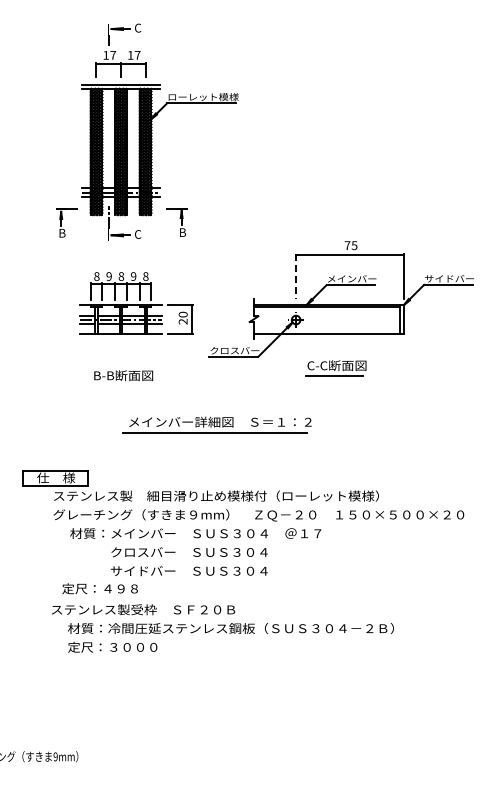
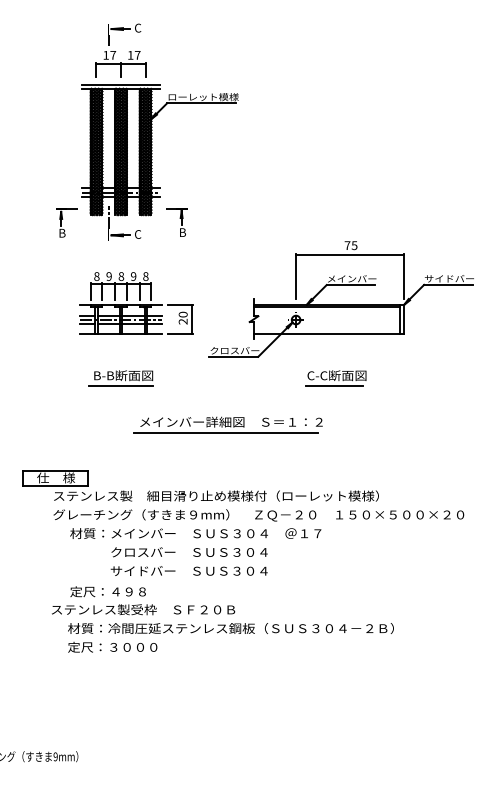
line: dashed -> solid (296, 276)
part position: (335, 368) -> (335, 378) (335, 378)
line: none -> present (120, 386)
part position: (216, 424) -> (227, 424) (227, 424)
text position: (99, 588) -> (107, 591) (107, 591)
